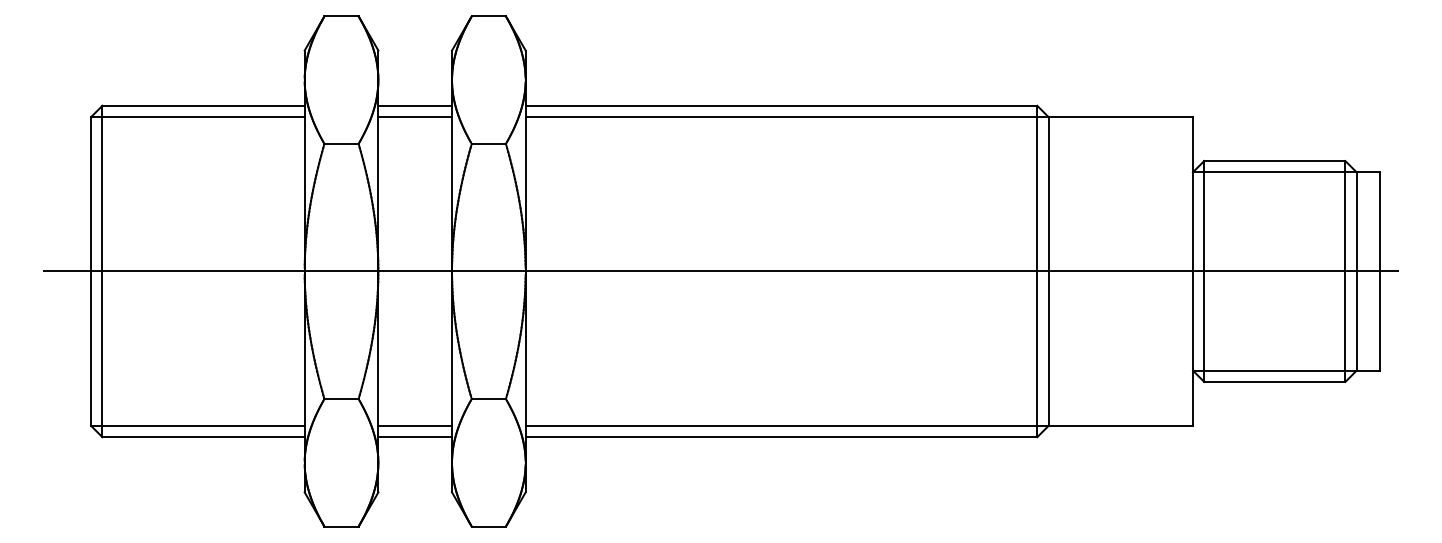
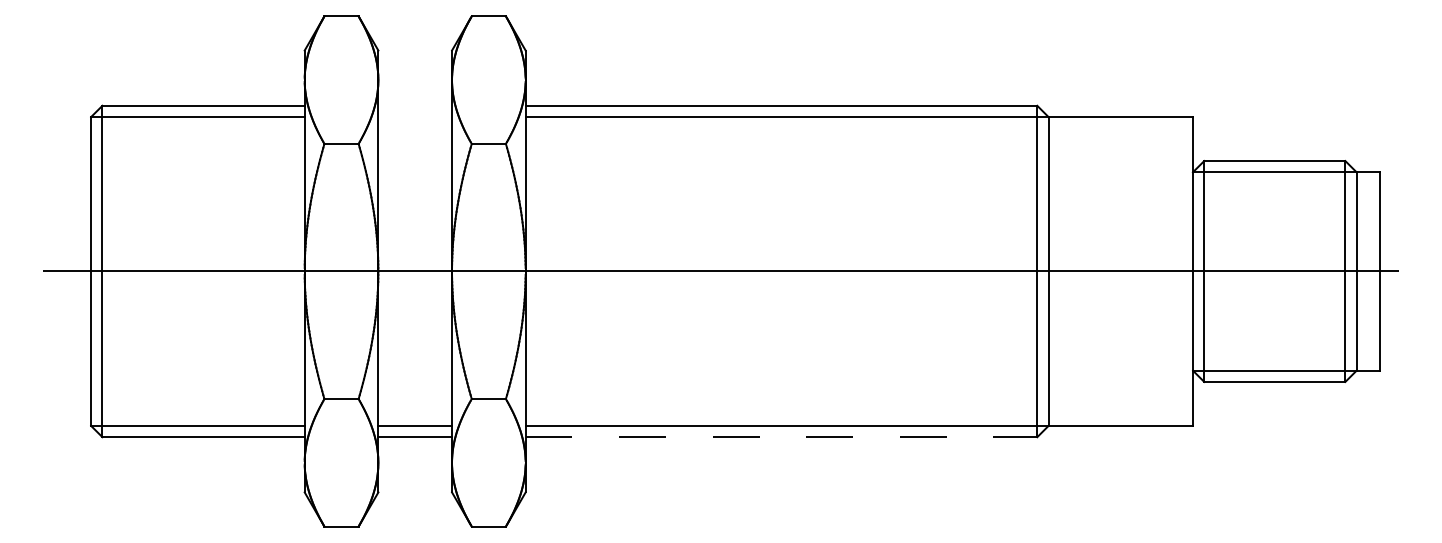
line: present -> none (415, 105)
line: present -> none (415, 117)
line: solid -> dashed (781, 437)
